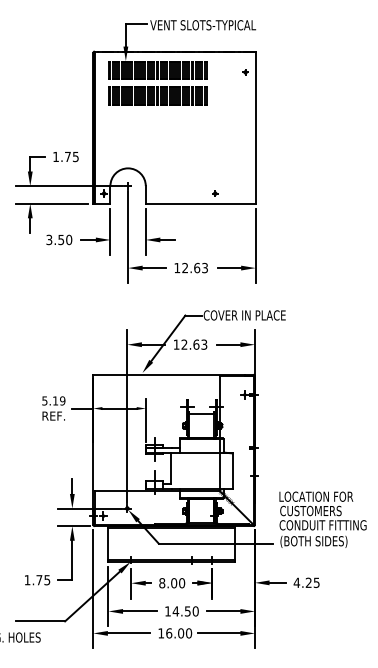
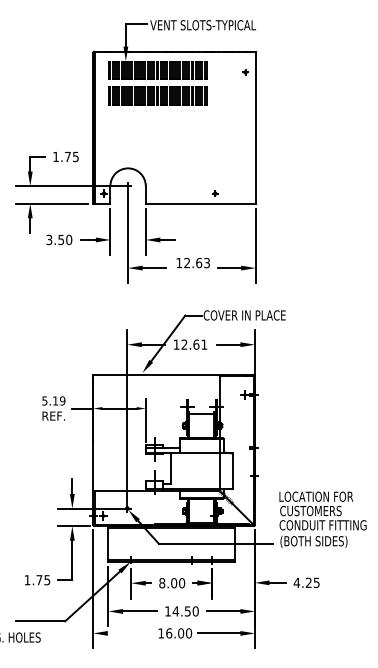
text position: (190, 267) -> (192, 262) (192, 262)
text: 12.63 -> 12.61 (204, 344)
line: present -> none (128, 633)
